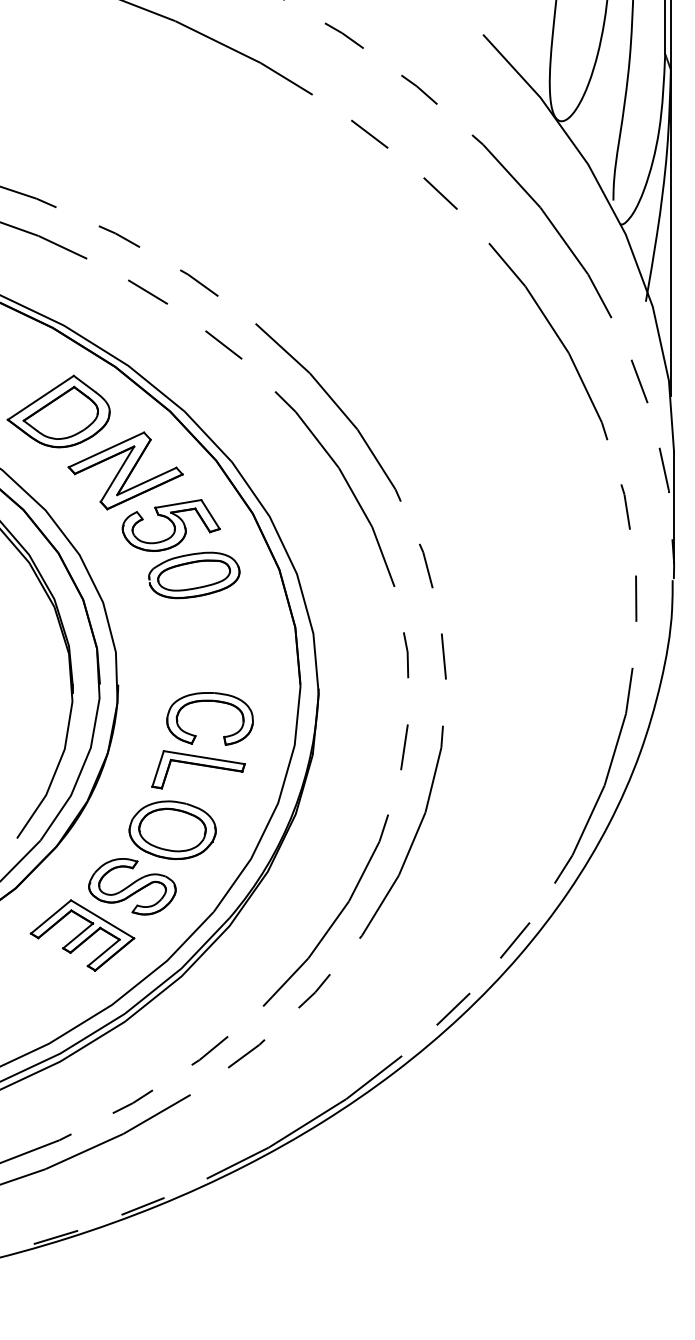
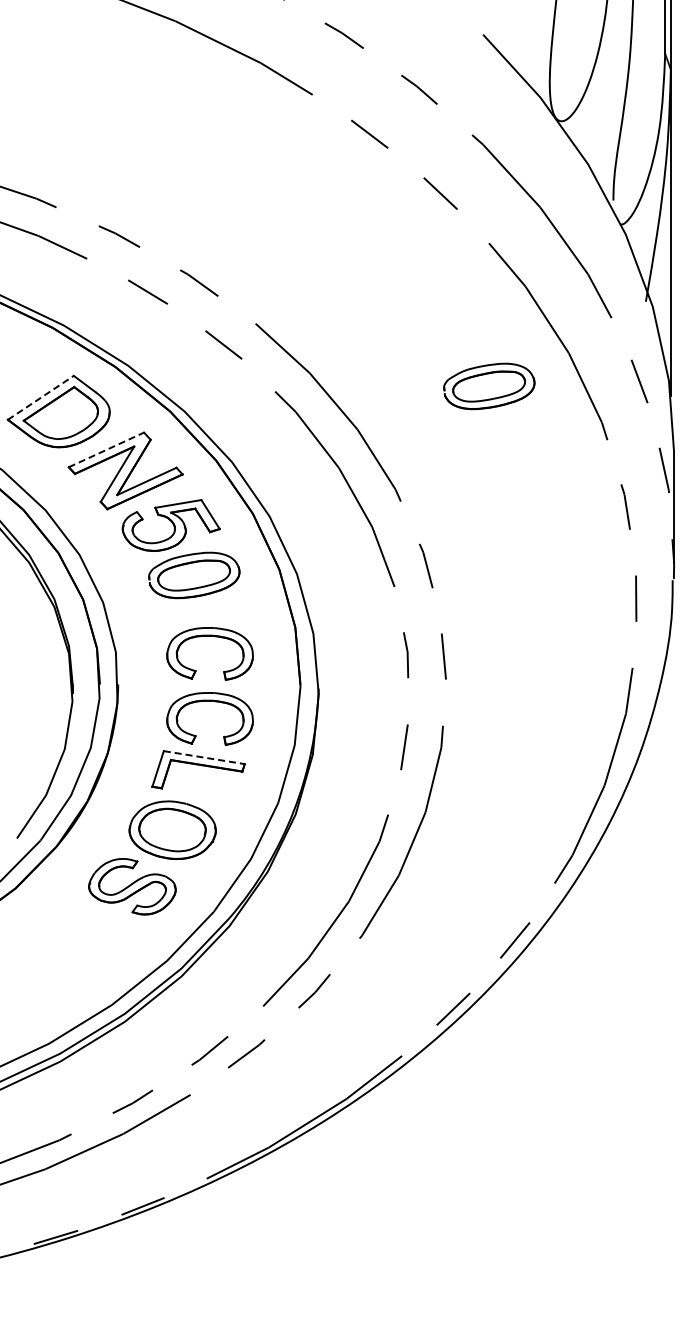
part: none -> present (489, 386)
line: solid -> dashed (40, 397)
line: solid -> dashed (106, 449)
part: none -> present (209, 636)
line: solid -> dashed (204, 757)
part: present -> none (82, 935)
